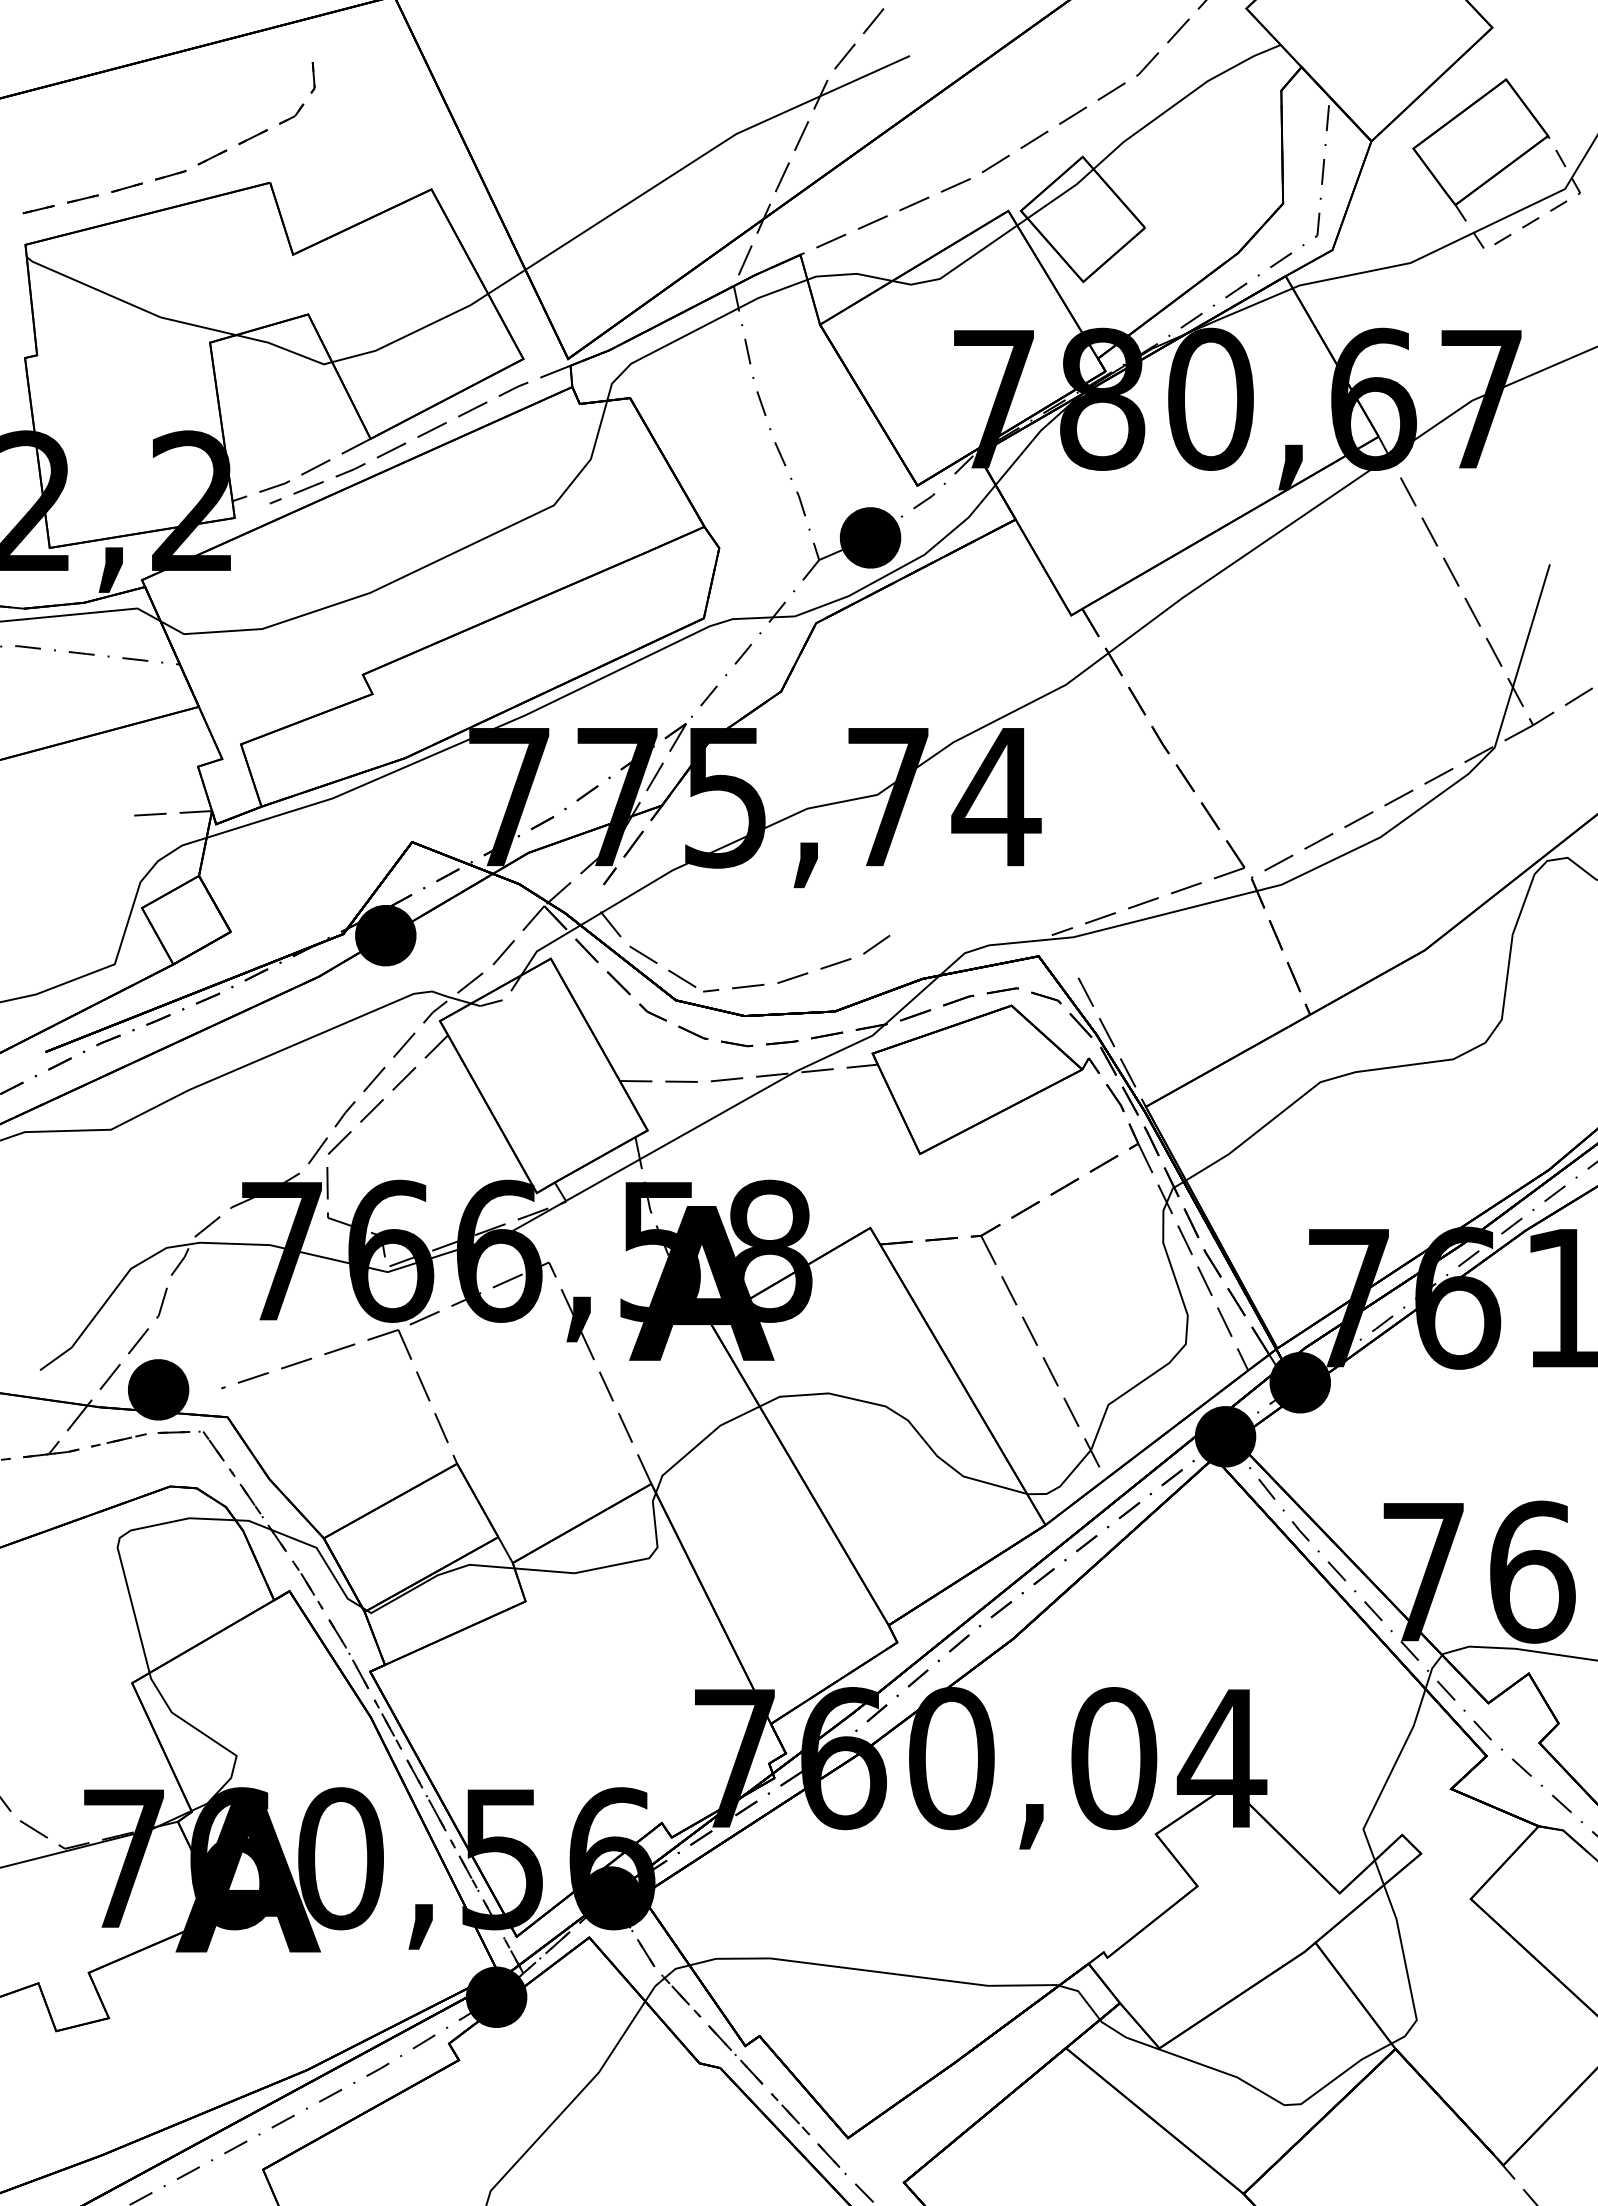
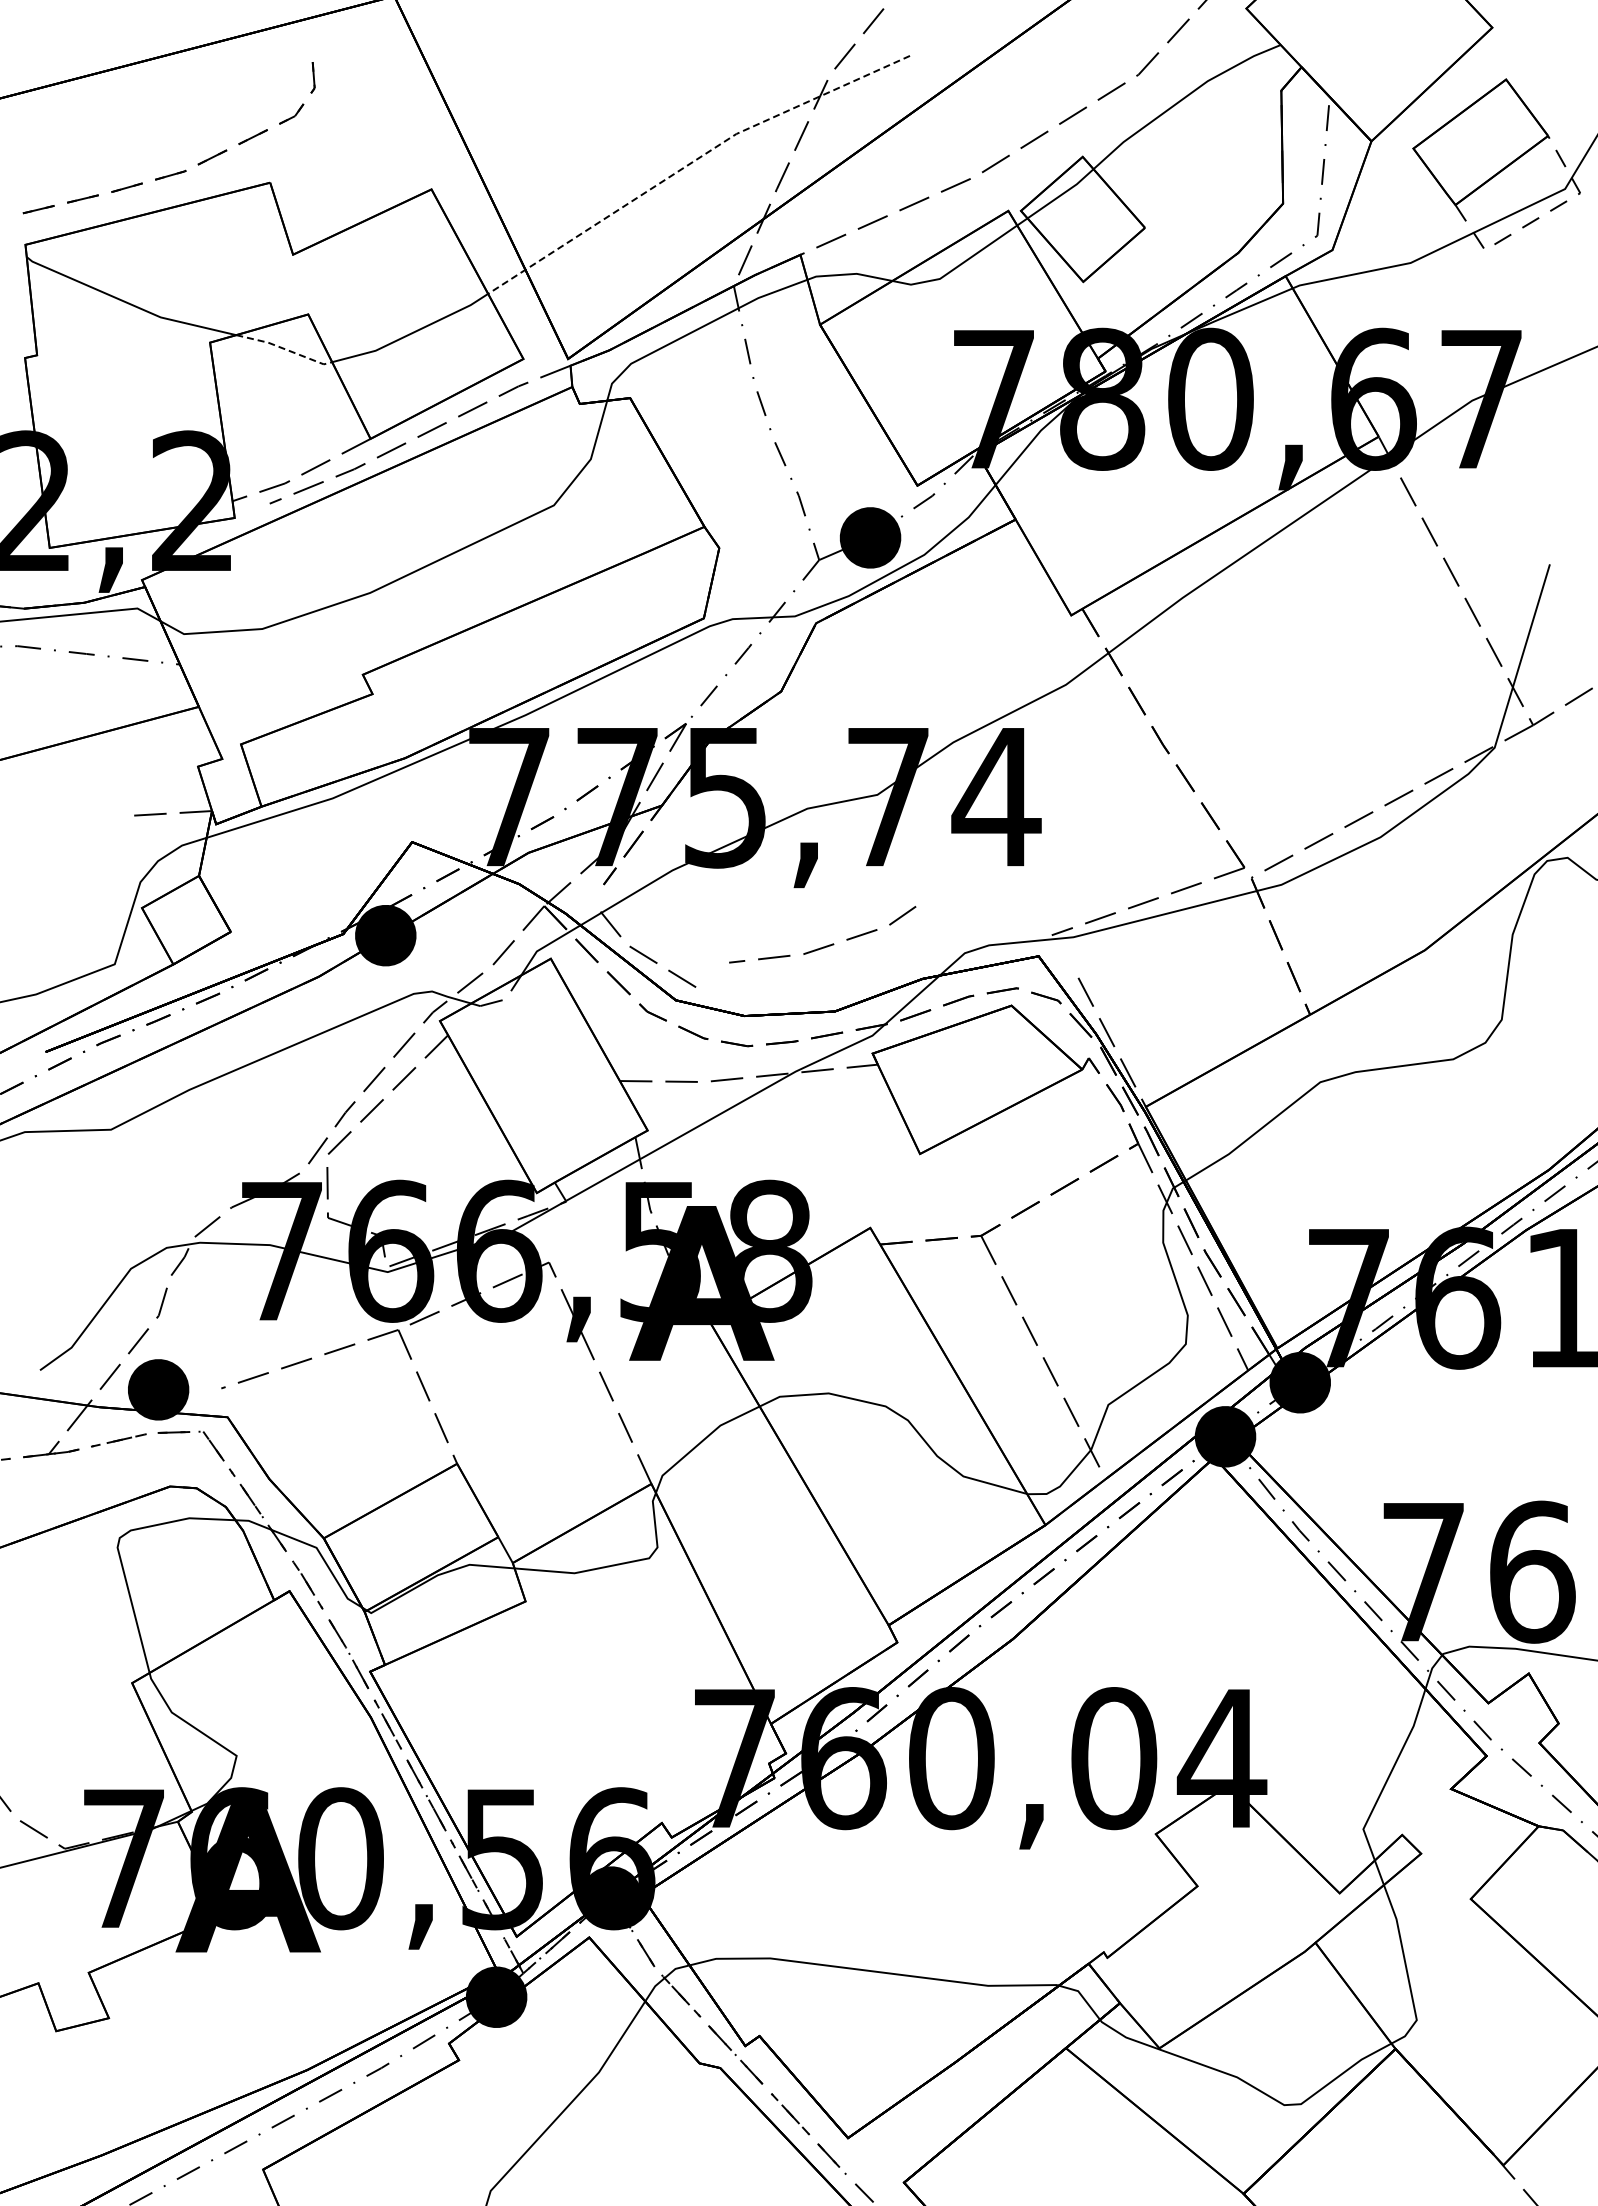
line: solid -> dashed (692, 162)
line: solid -> dashed (284, 349)
line position: (800, 974) -> (826, 945) (826, 945)
